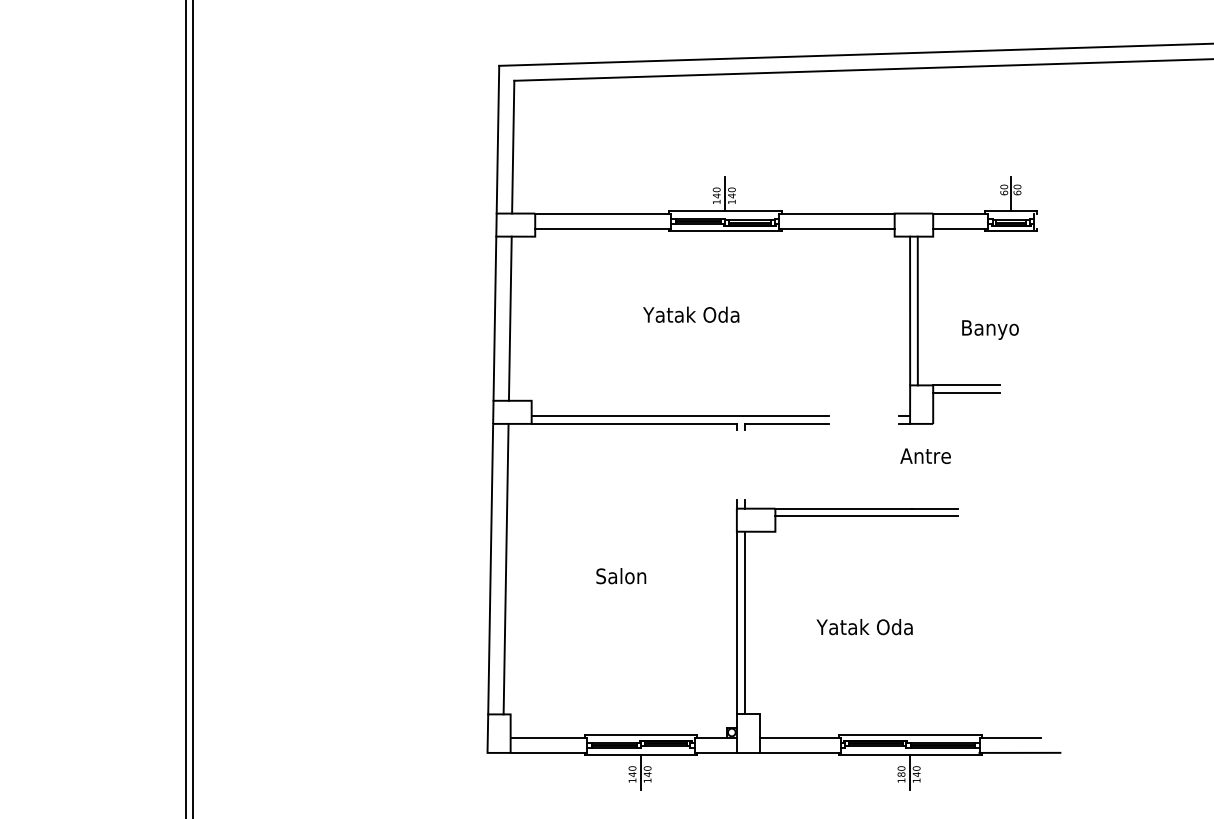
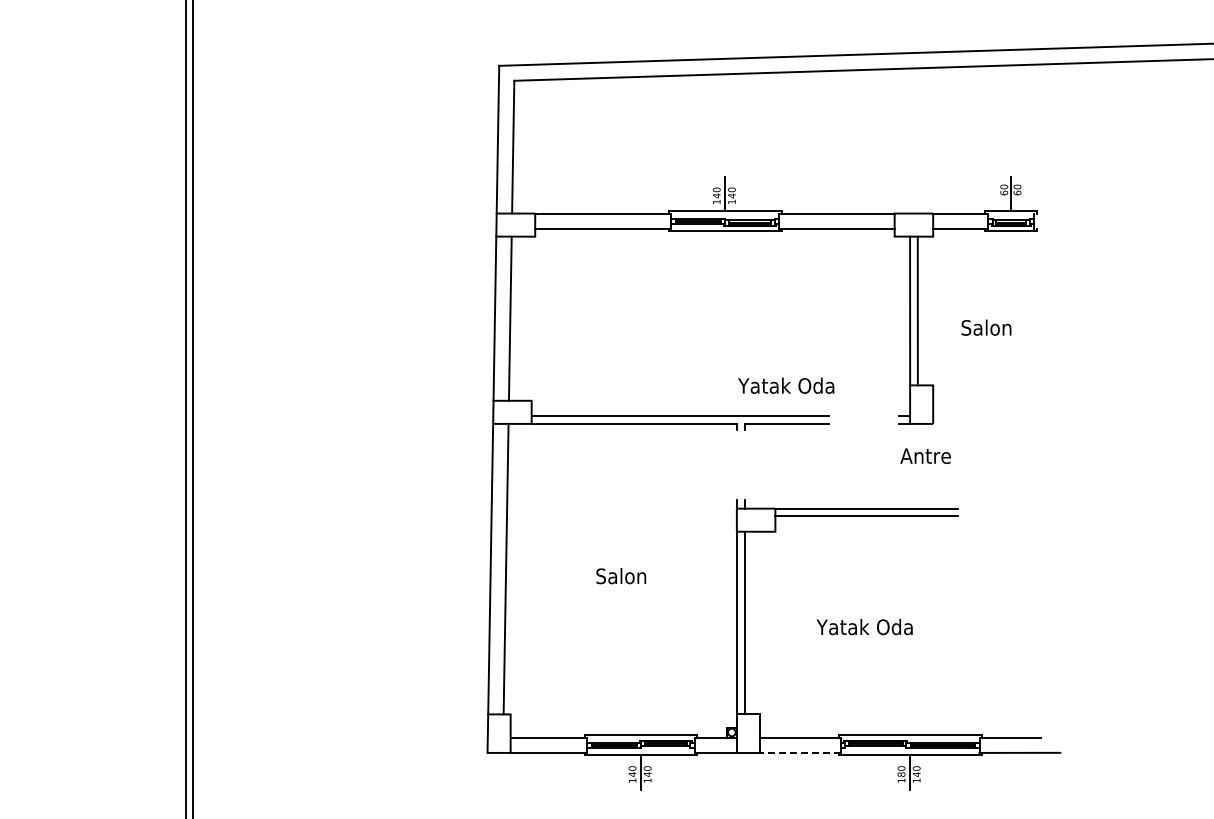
text position: (691, 314) -> (786, 385) (786, 385)
text: Banyo -> Salon (989, 329)
line: present -> none (966, 385)
line: present -> none (966, 393)
line: solid -> dashed (799, 752)
